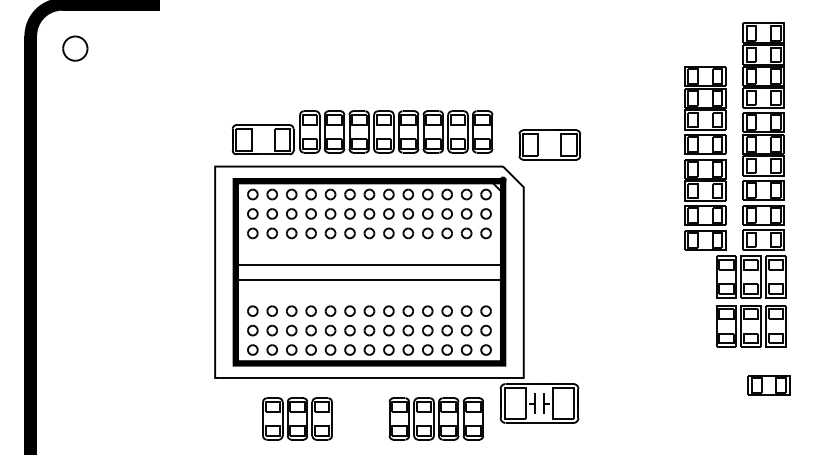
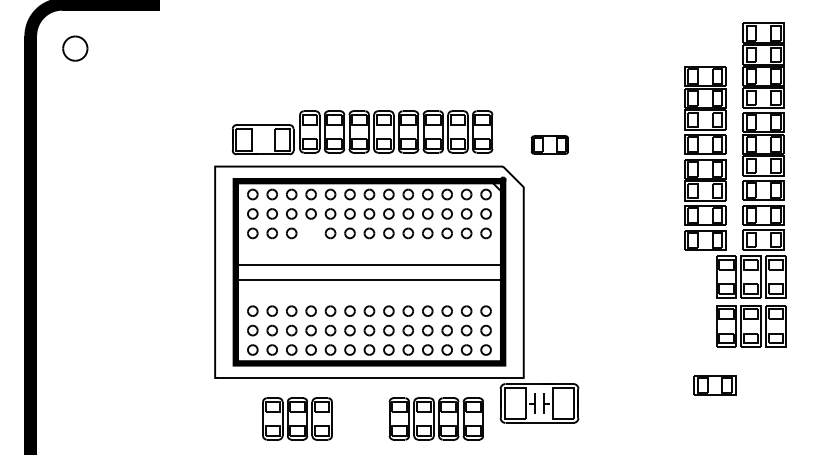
part size: 64x32 px -> 39x20 px (549, 144)
part: present -> none (310, 233)
part position: (768, 385) -> (714, 385) (714, 385)
